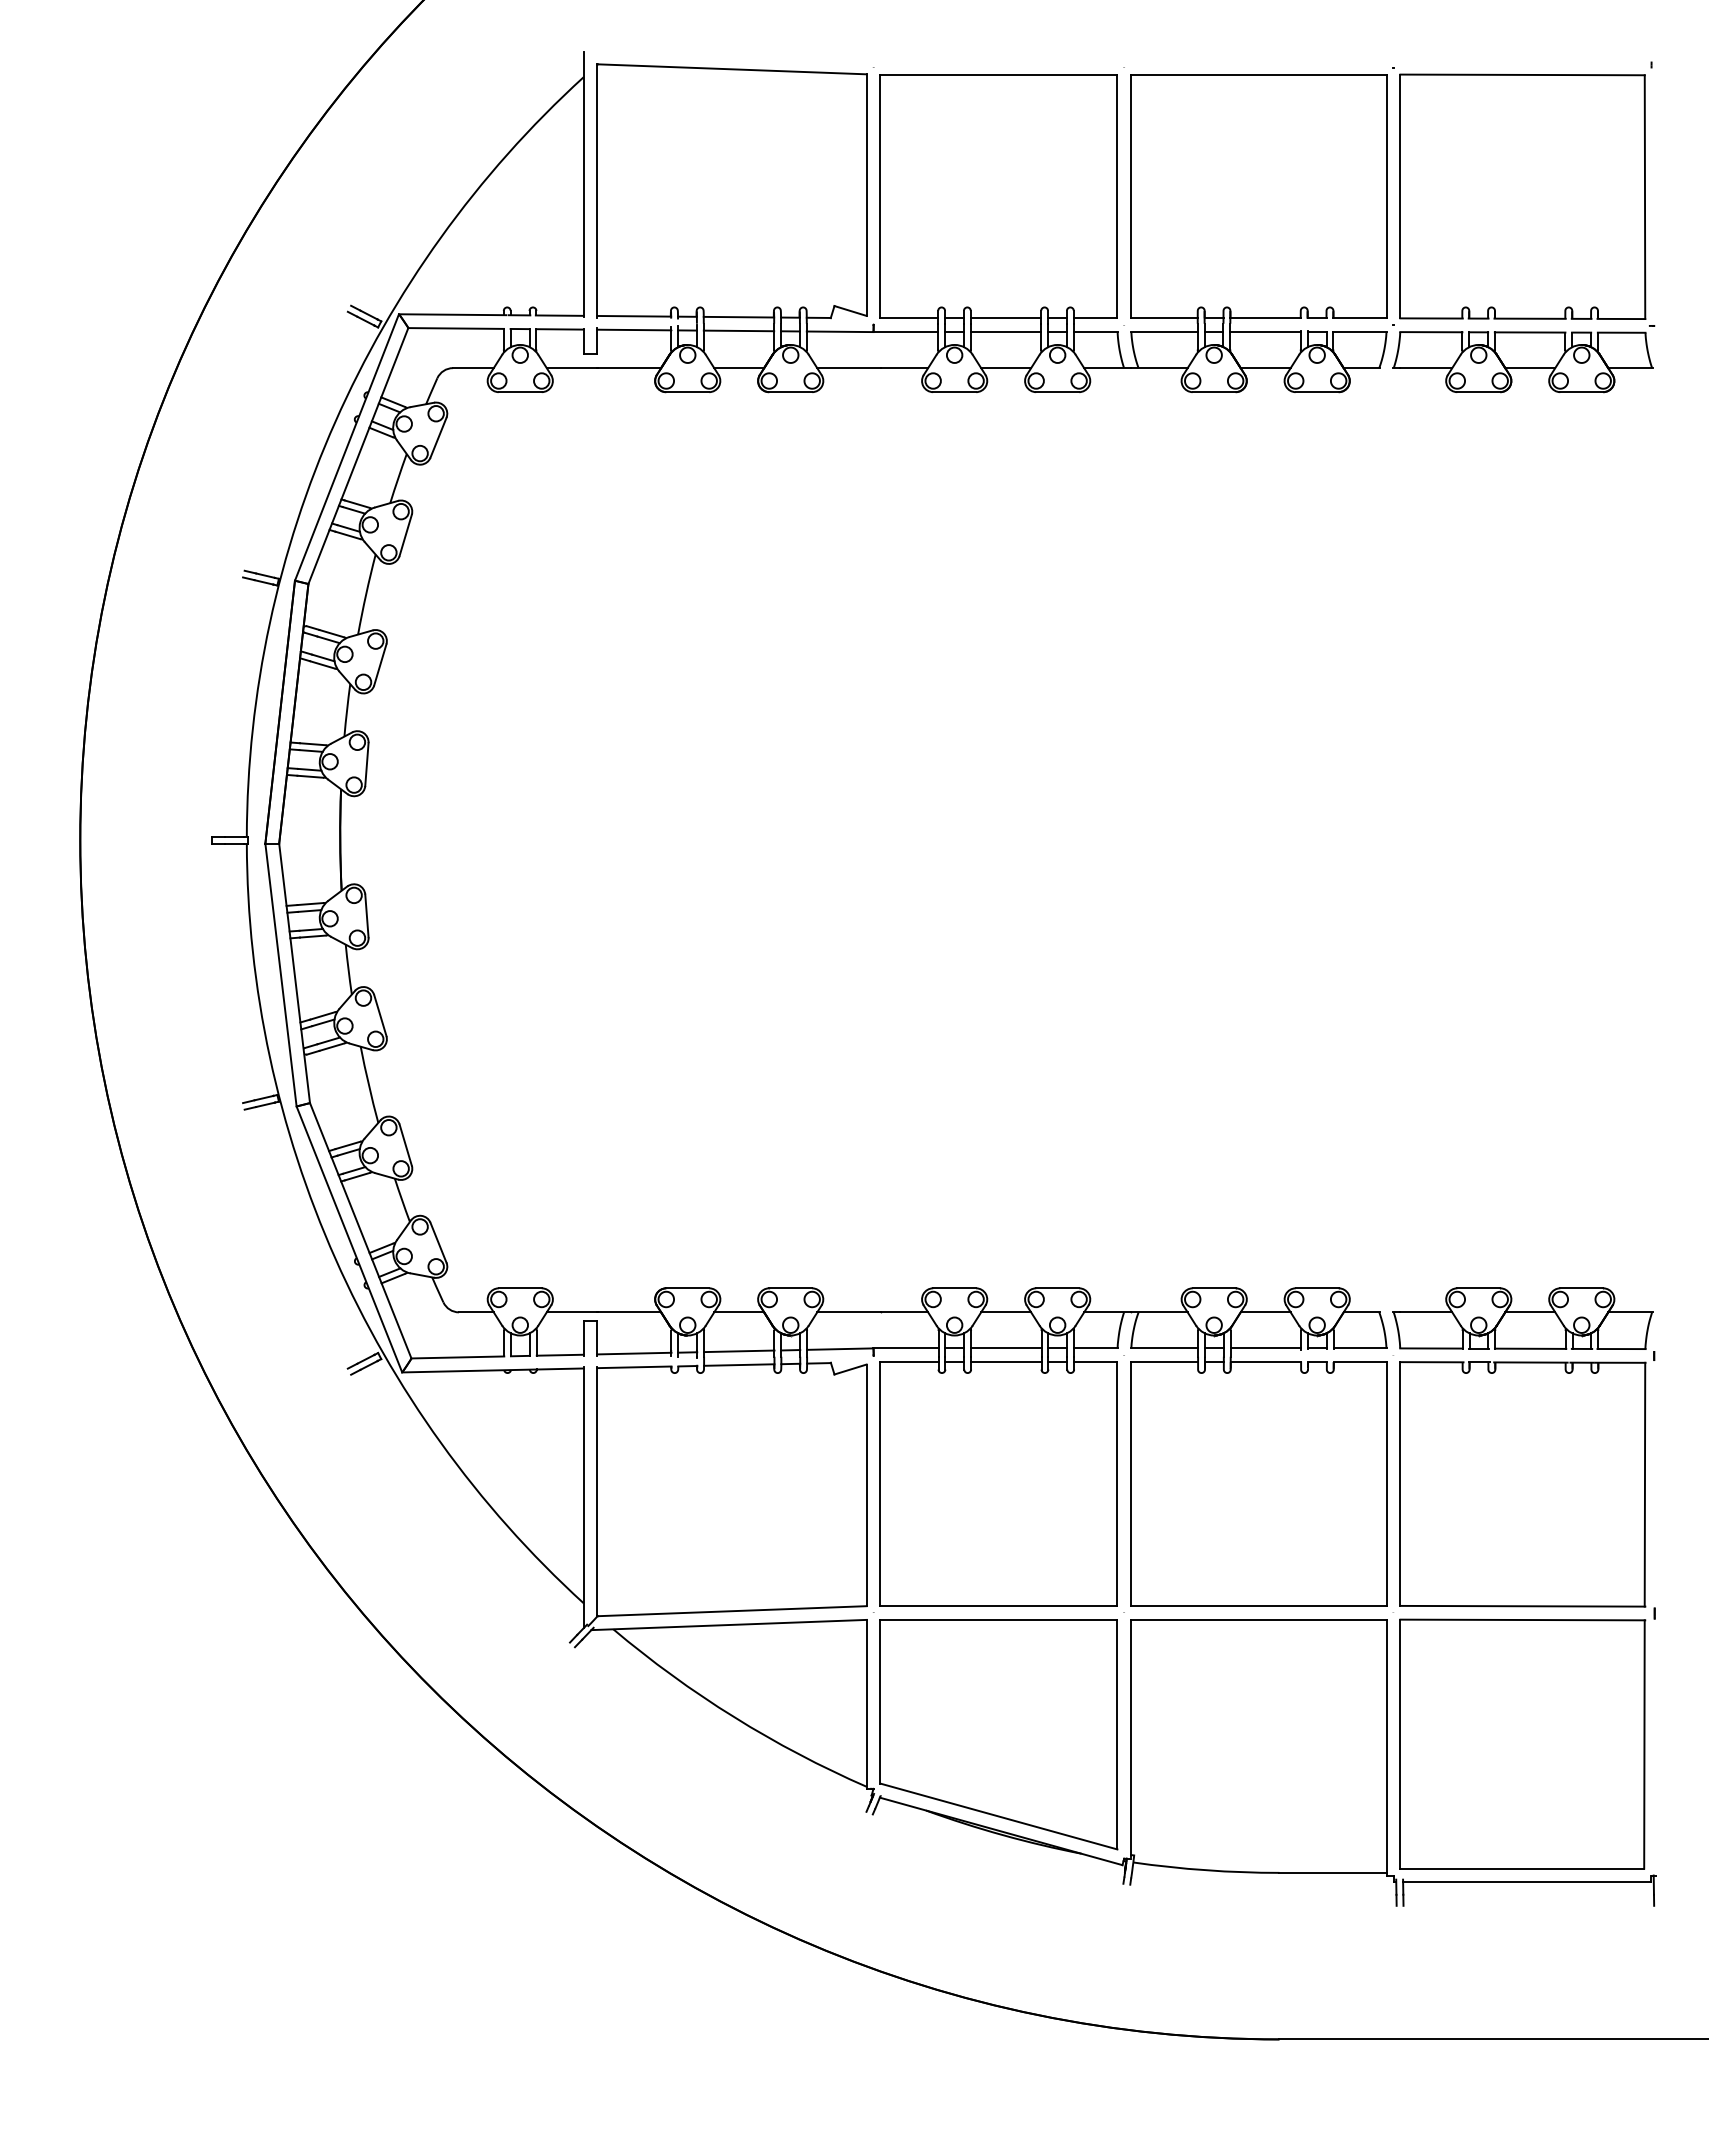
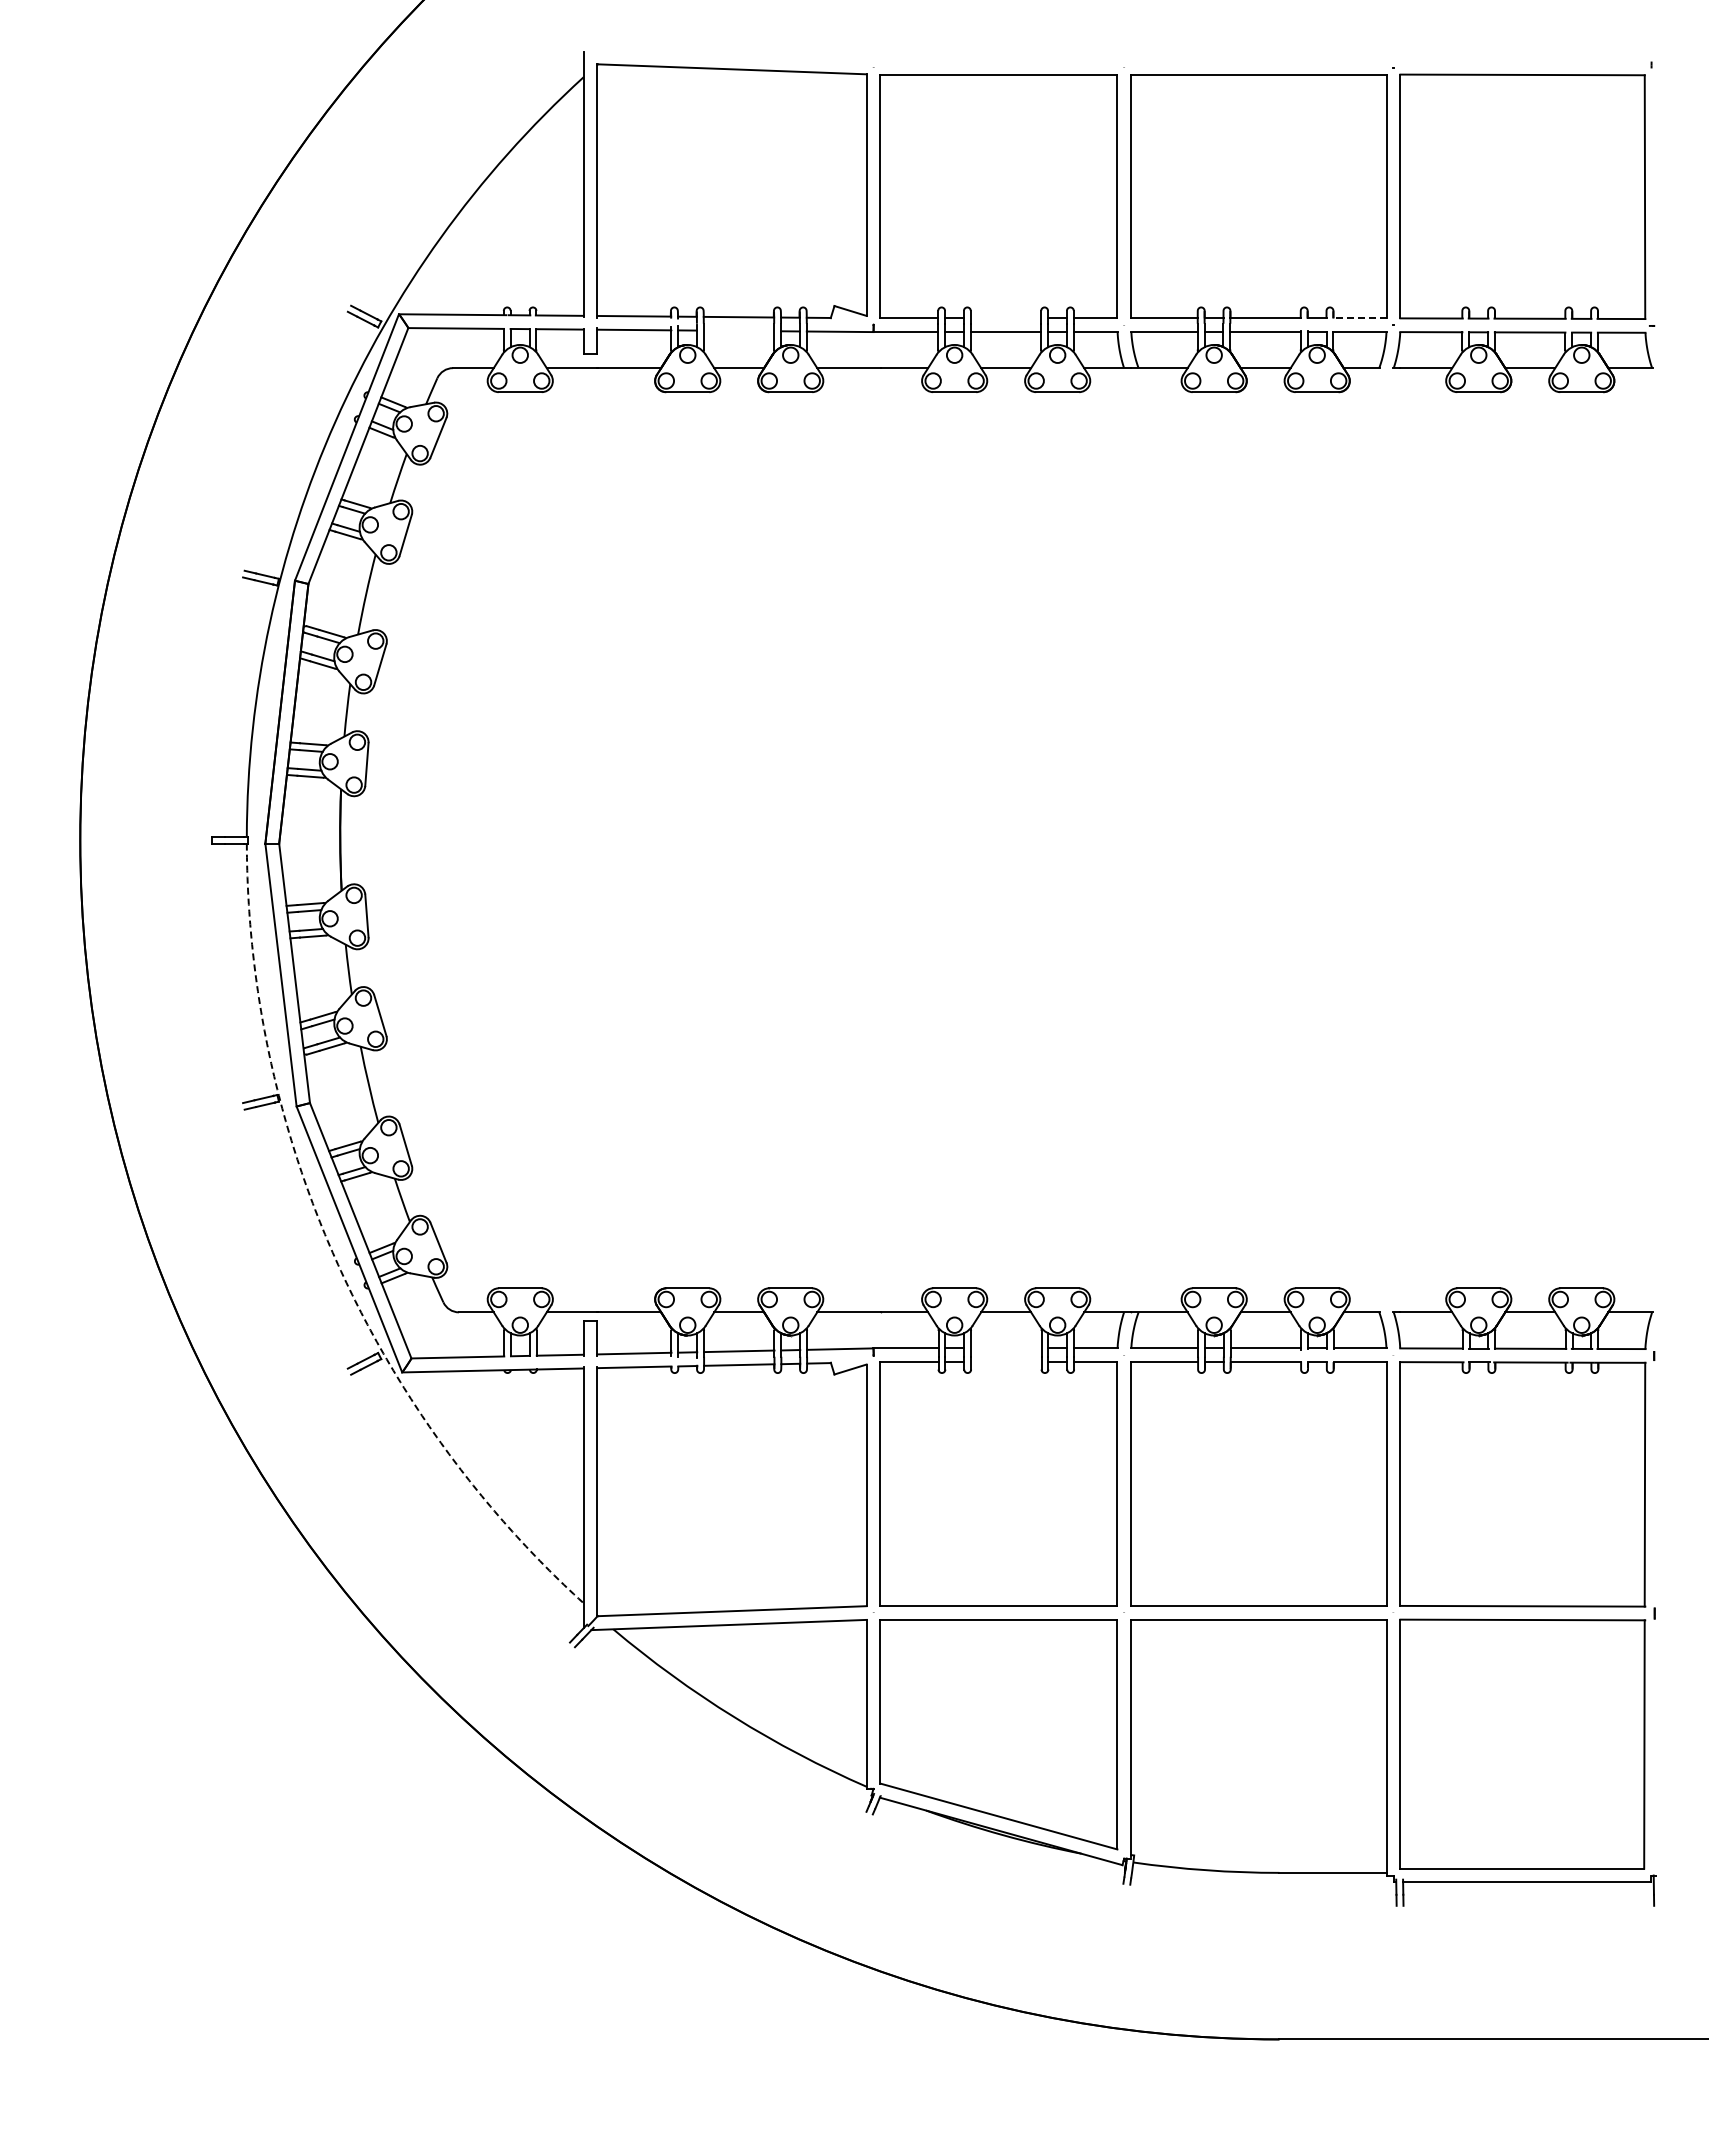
line: present -> none (1005, 318)
line: solid -> dashed (1360, 318)
line: present -> none (738, 330)
arc: solid -> dashed (335, 1258)
line: present -> none (1006, 1348)
line: present -> none (1006, 1362)
